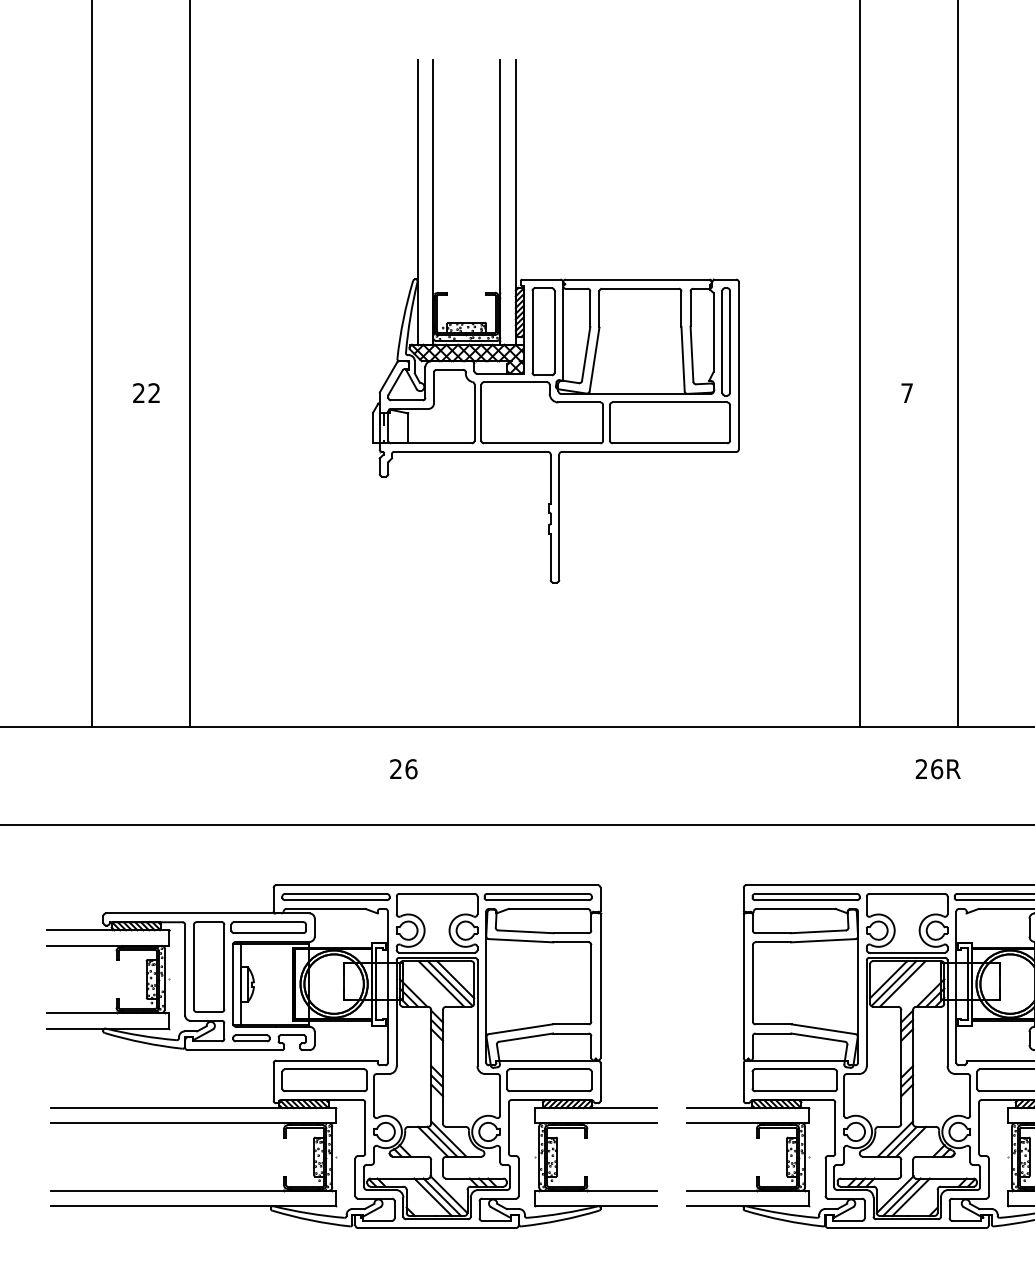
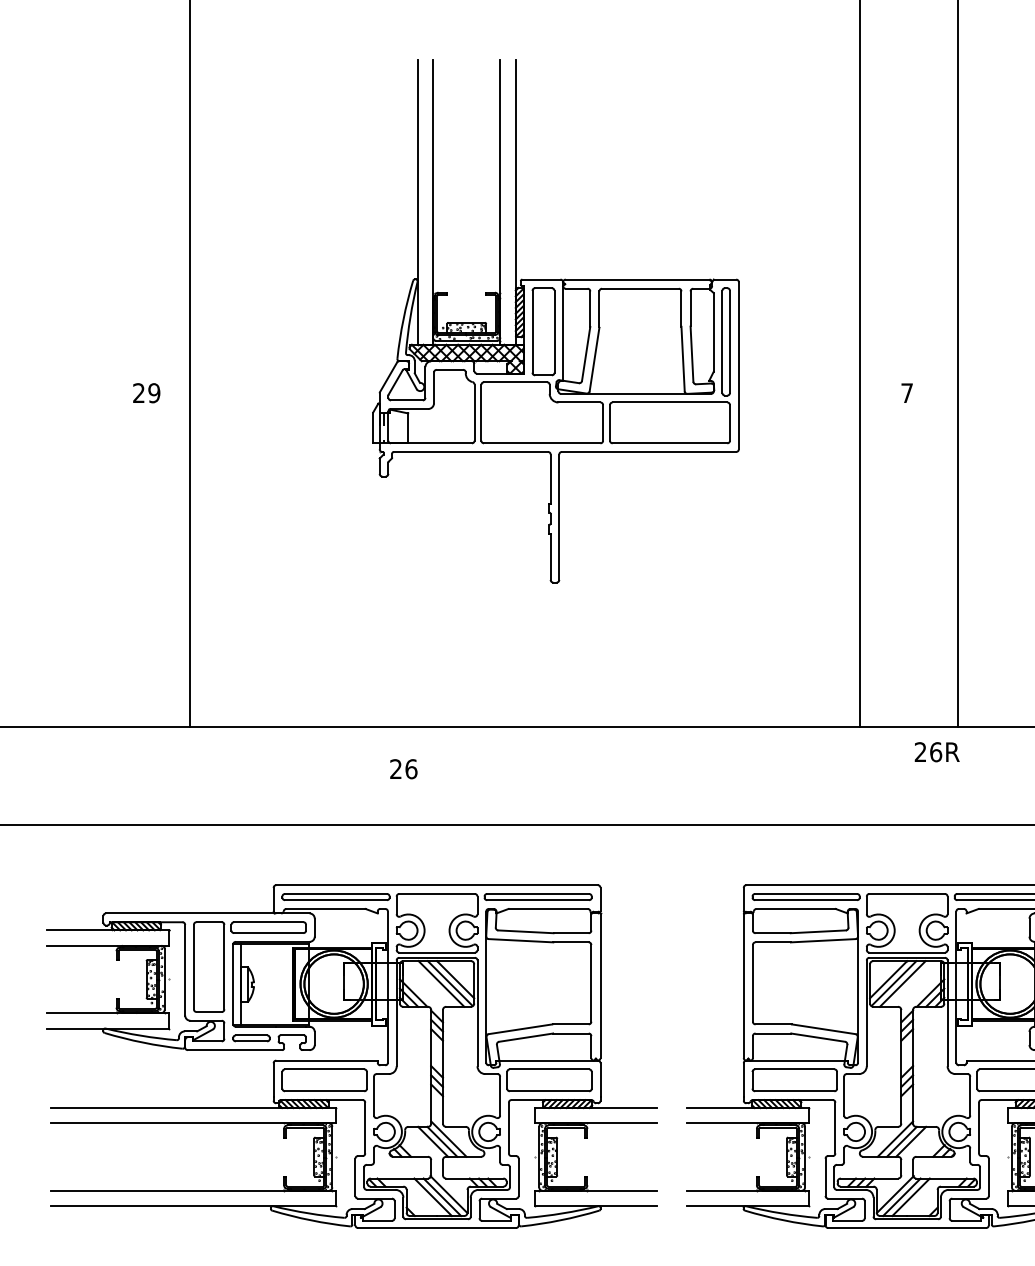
line: present -> none (92, 364)
text: 22 -> 29 (154, 393)
text position: (937, 769) -> (936, 752) (936, 752)
